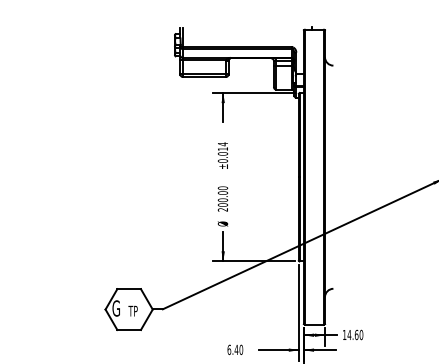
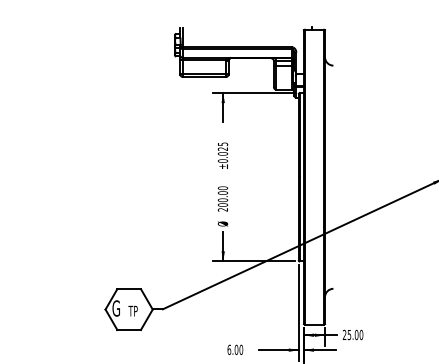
text: ±0.014 -> ±0.025 (222, 146)
text: 14.60 -> 25.00 (350, 334)
text: 6.40 -> 6.00 (236, 349)
